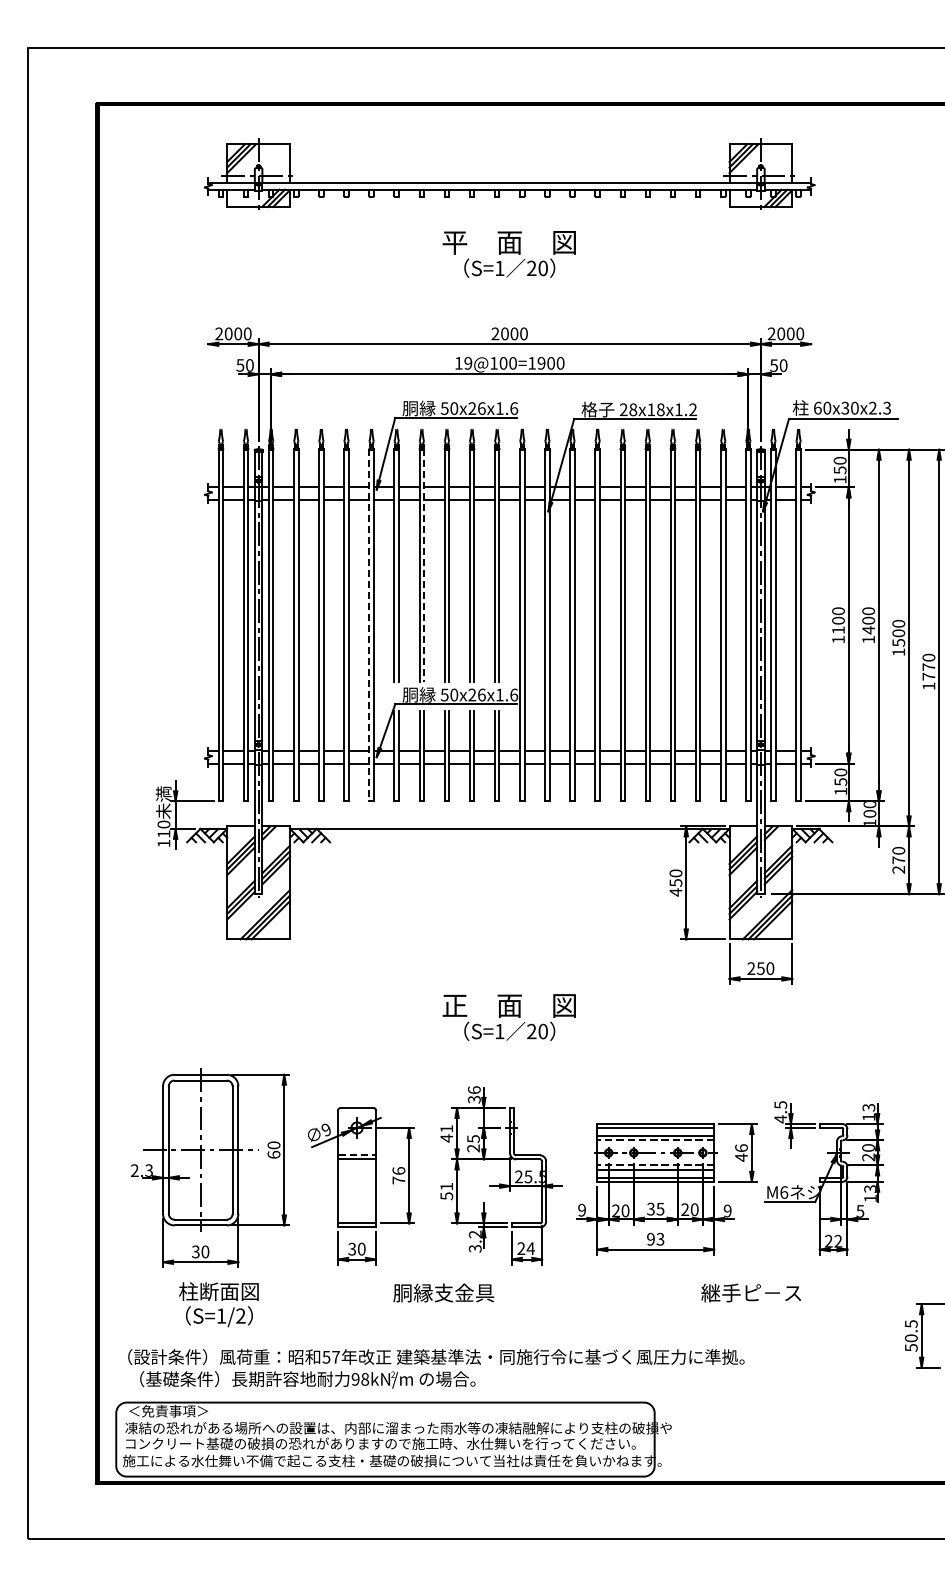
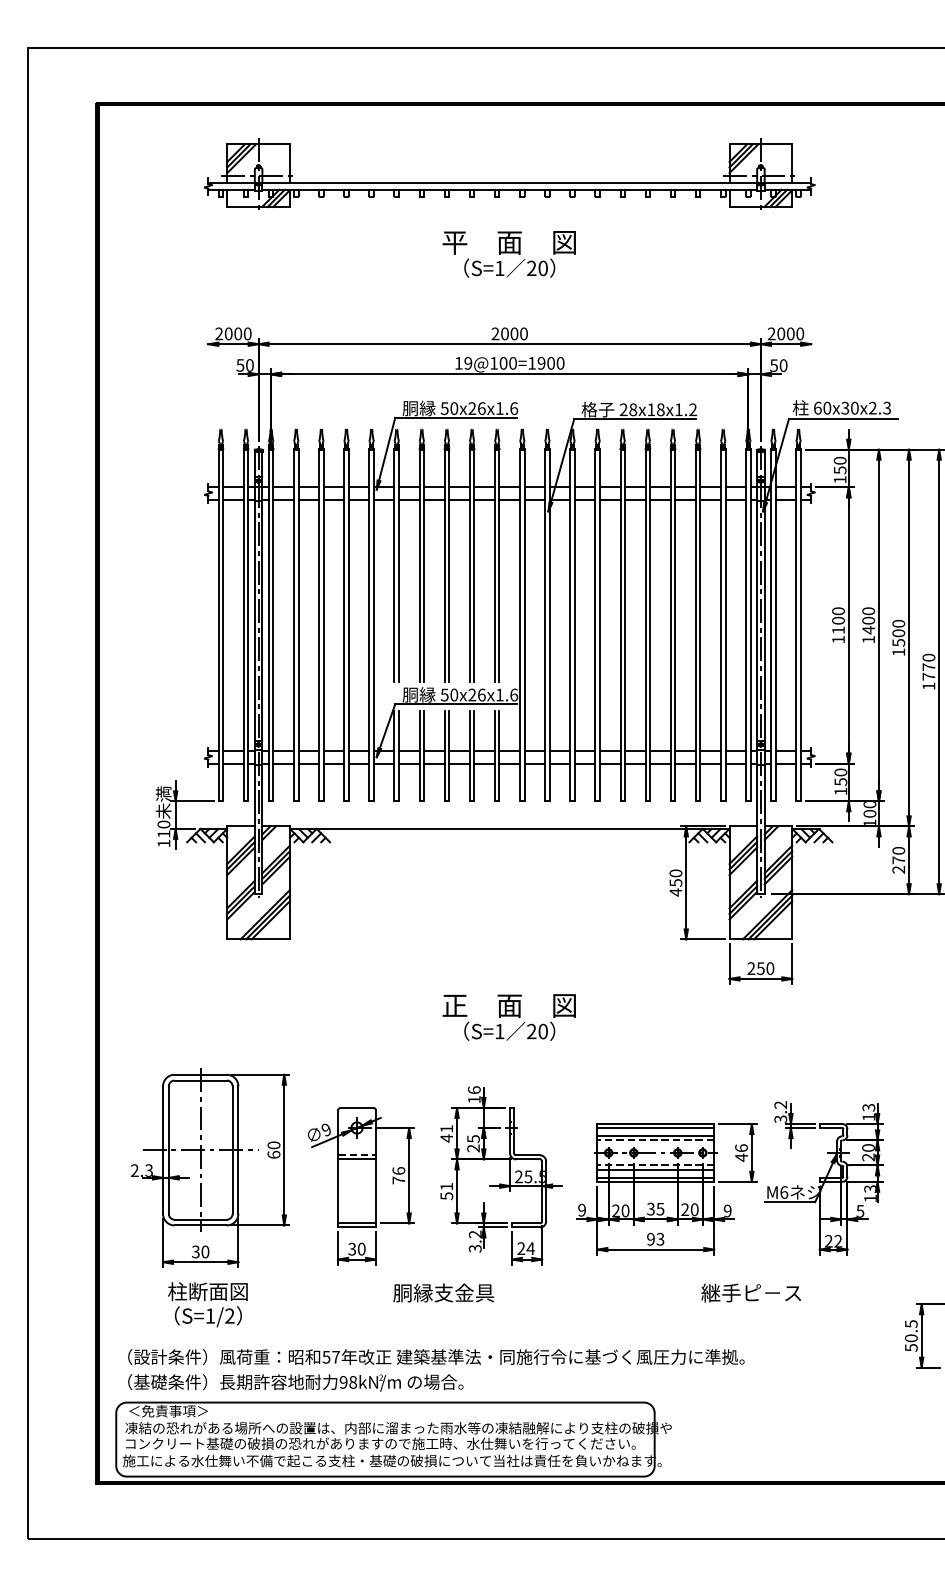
line: dashed -> solid (424, 565)
line: dashed -> solid (369, 625)
text: 36 -> 16 (474, 1099)
text: 4.5 -> 3.2 (780, 1112)
text position: (218, 1304) -> (207, 1304) (207, 1304)
text position: (307, 1379) -> (295, 1382) (295, 1382)
